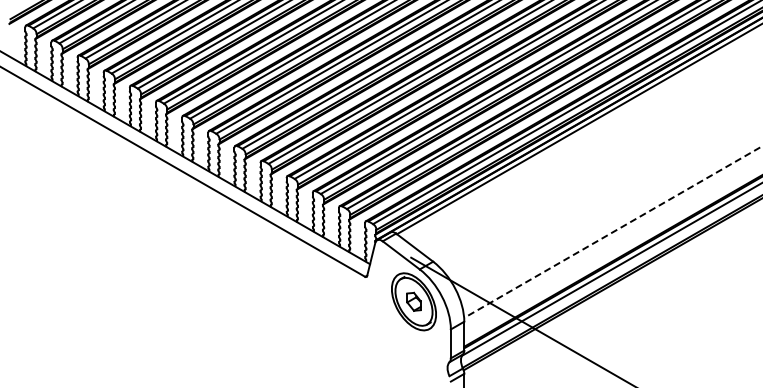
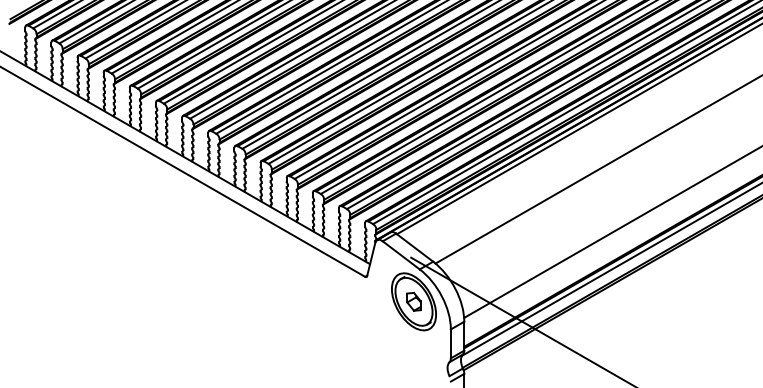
line: none -> present (597, 169)
line: dashed -> solid (613, 232)
